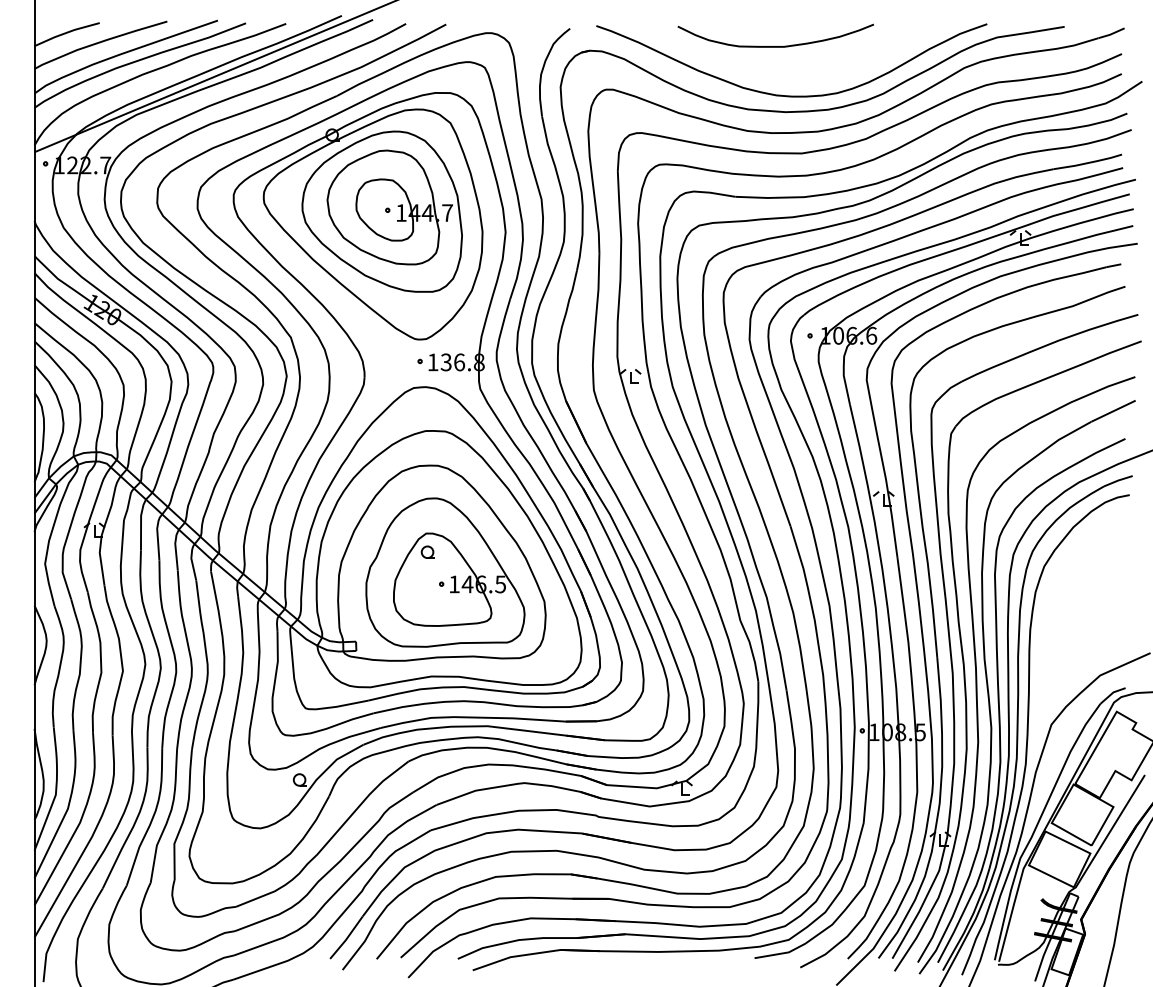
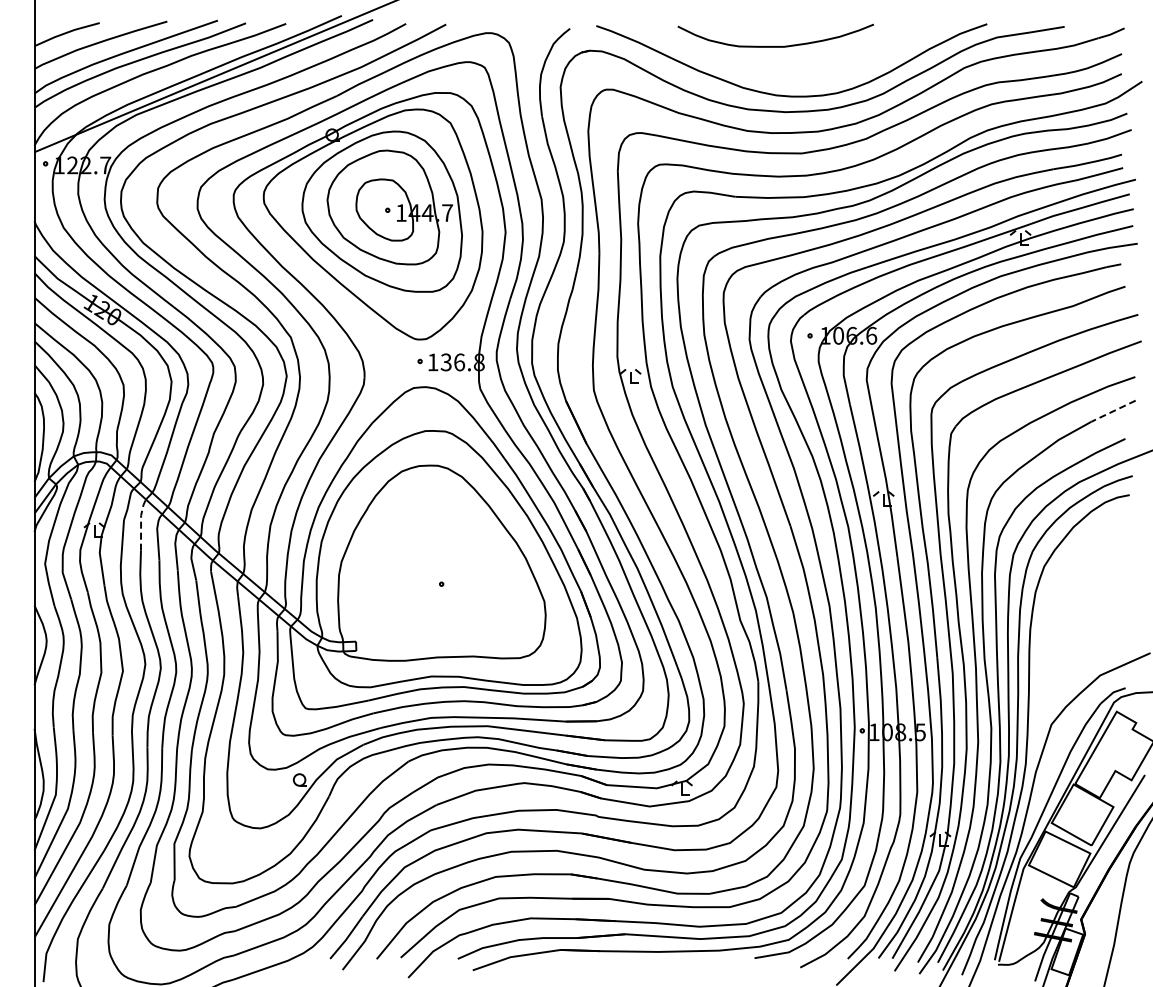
line: solid -> dashed (1113, 411)
line: solid -> dashed (141, 523)
part: present -> none (445, 572)
